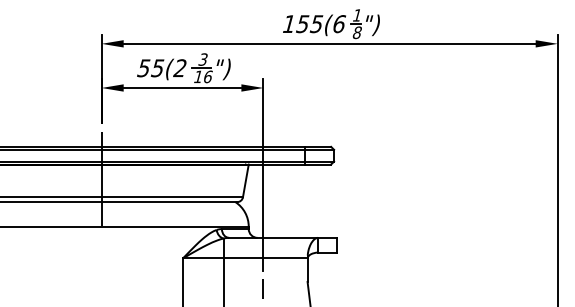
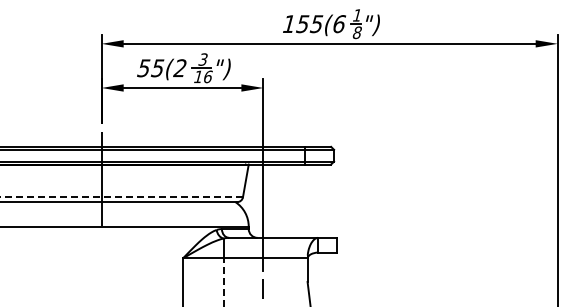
line: solid -> dashed (121, 197)
line: solid -> dashed (223, 282)
